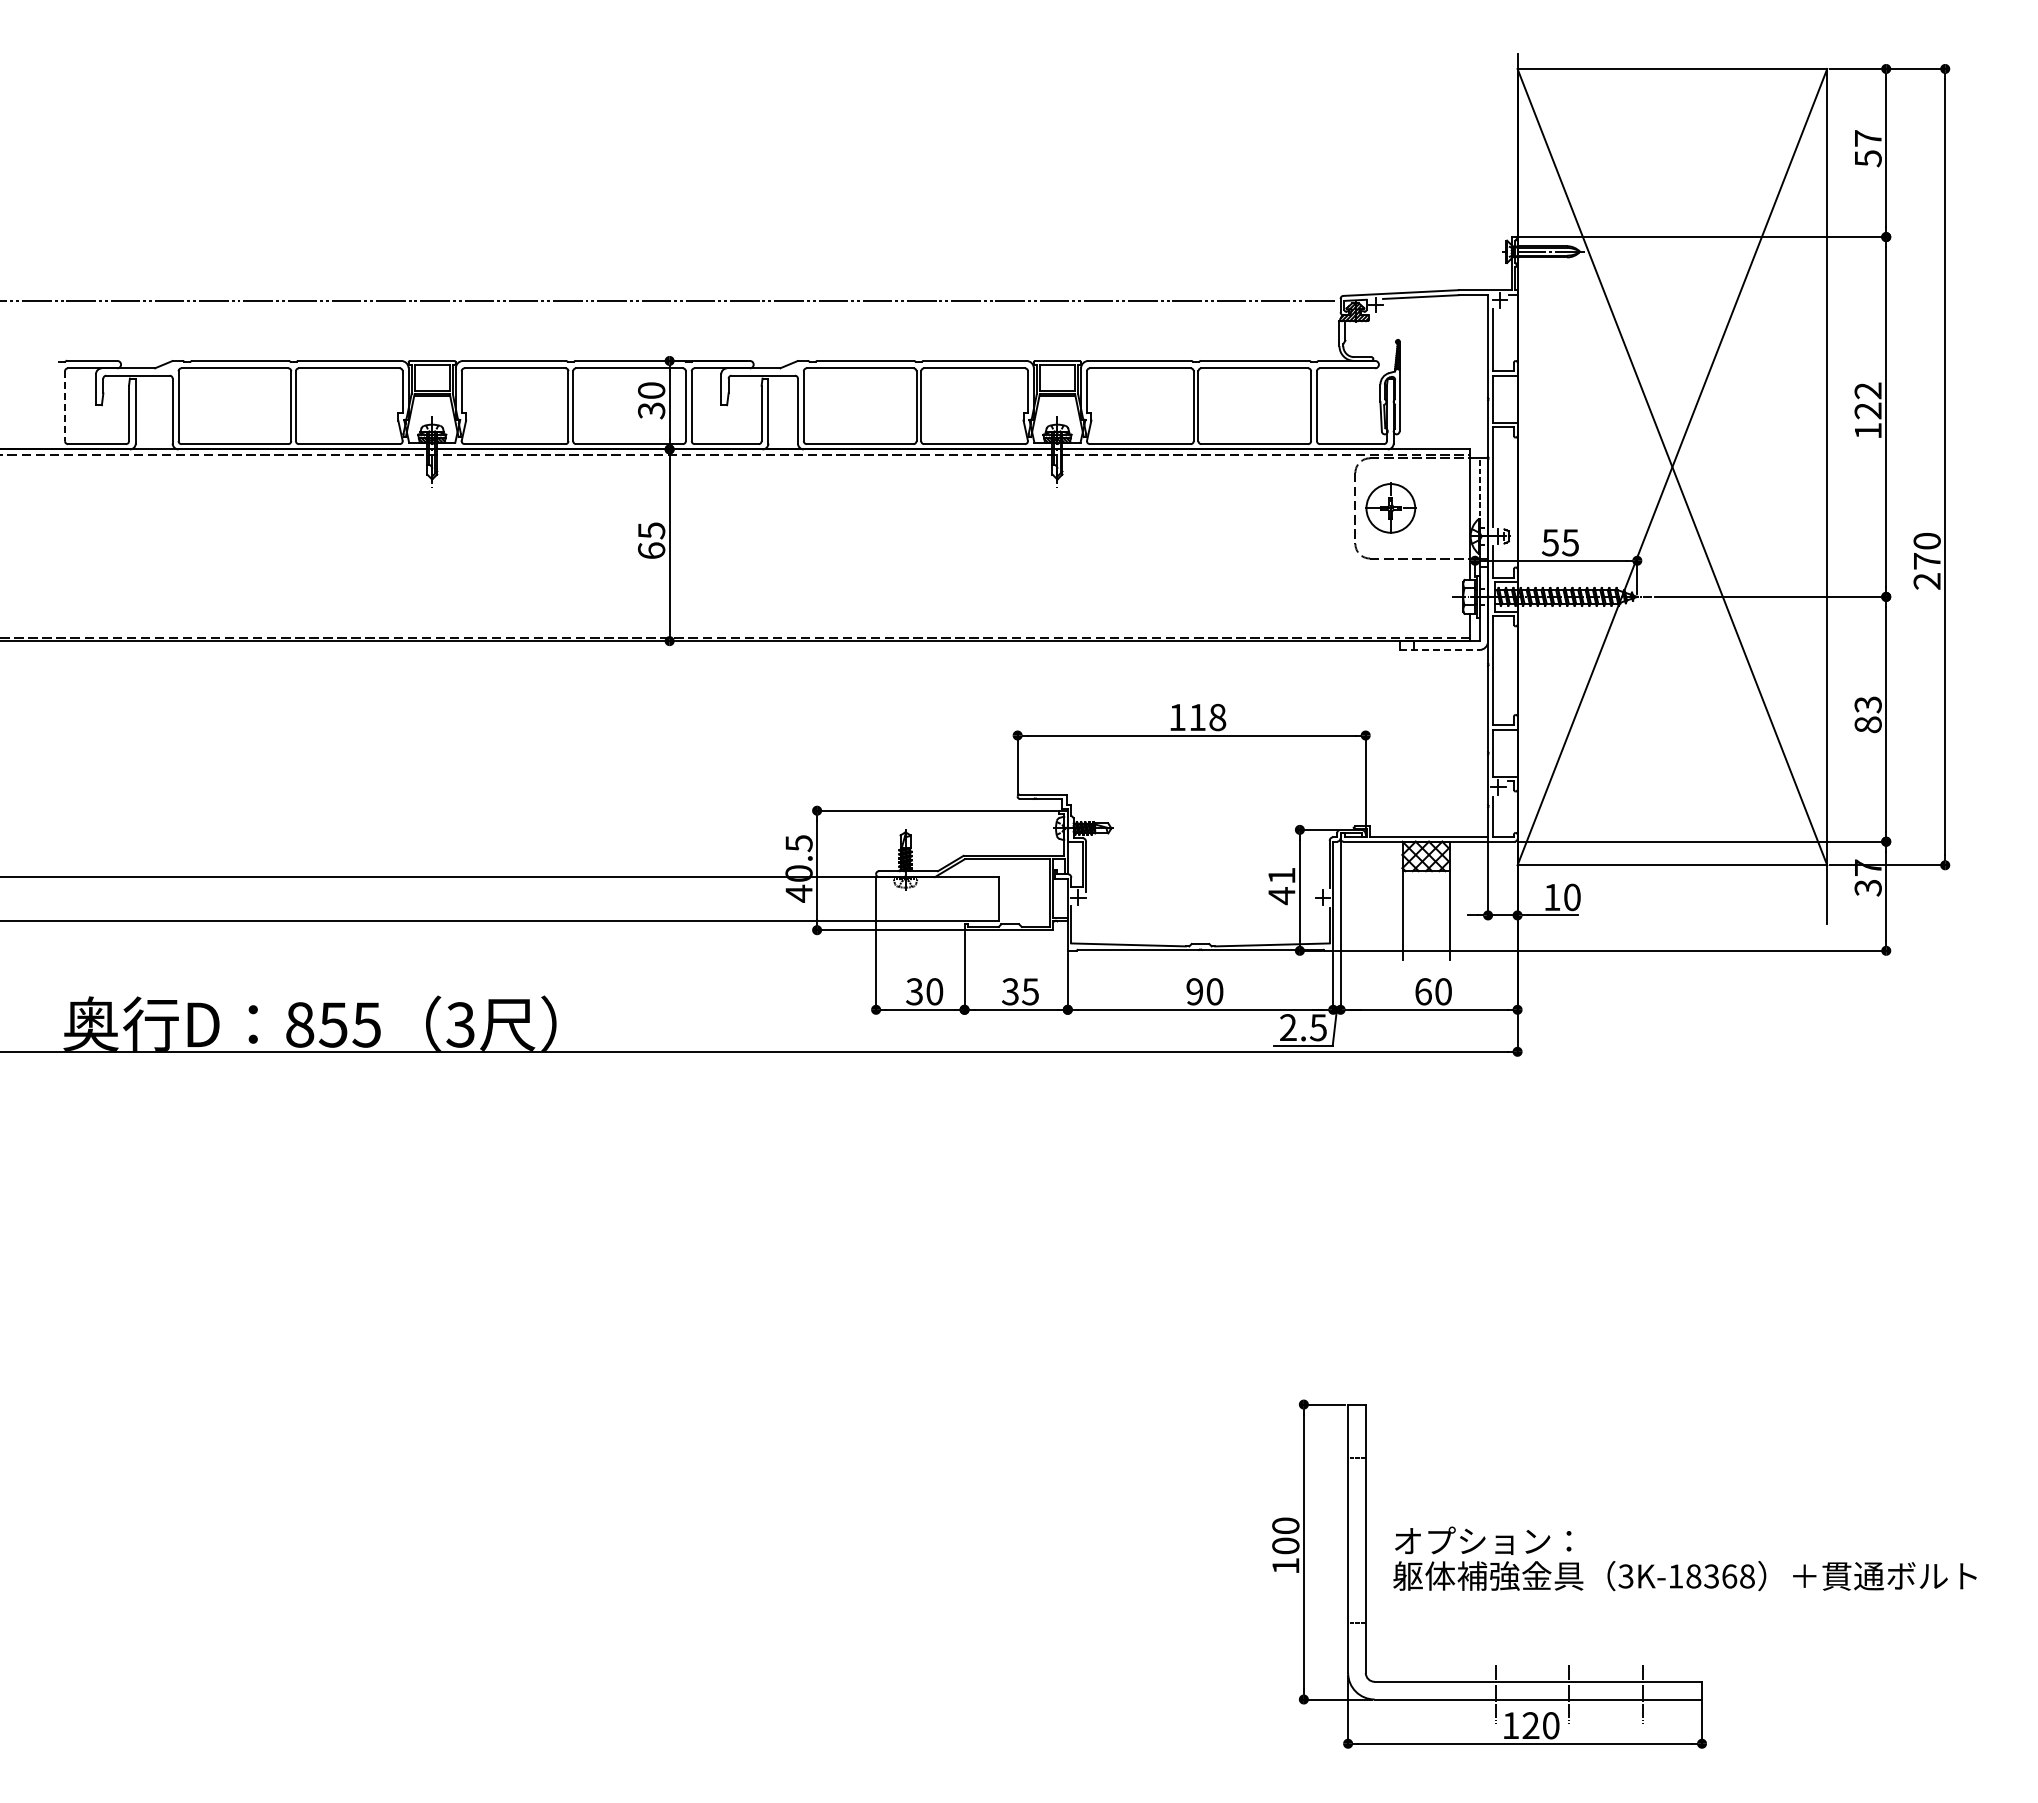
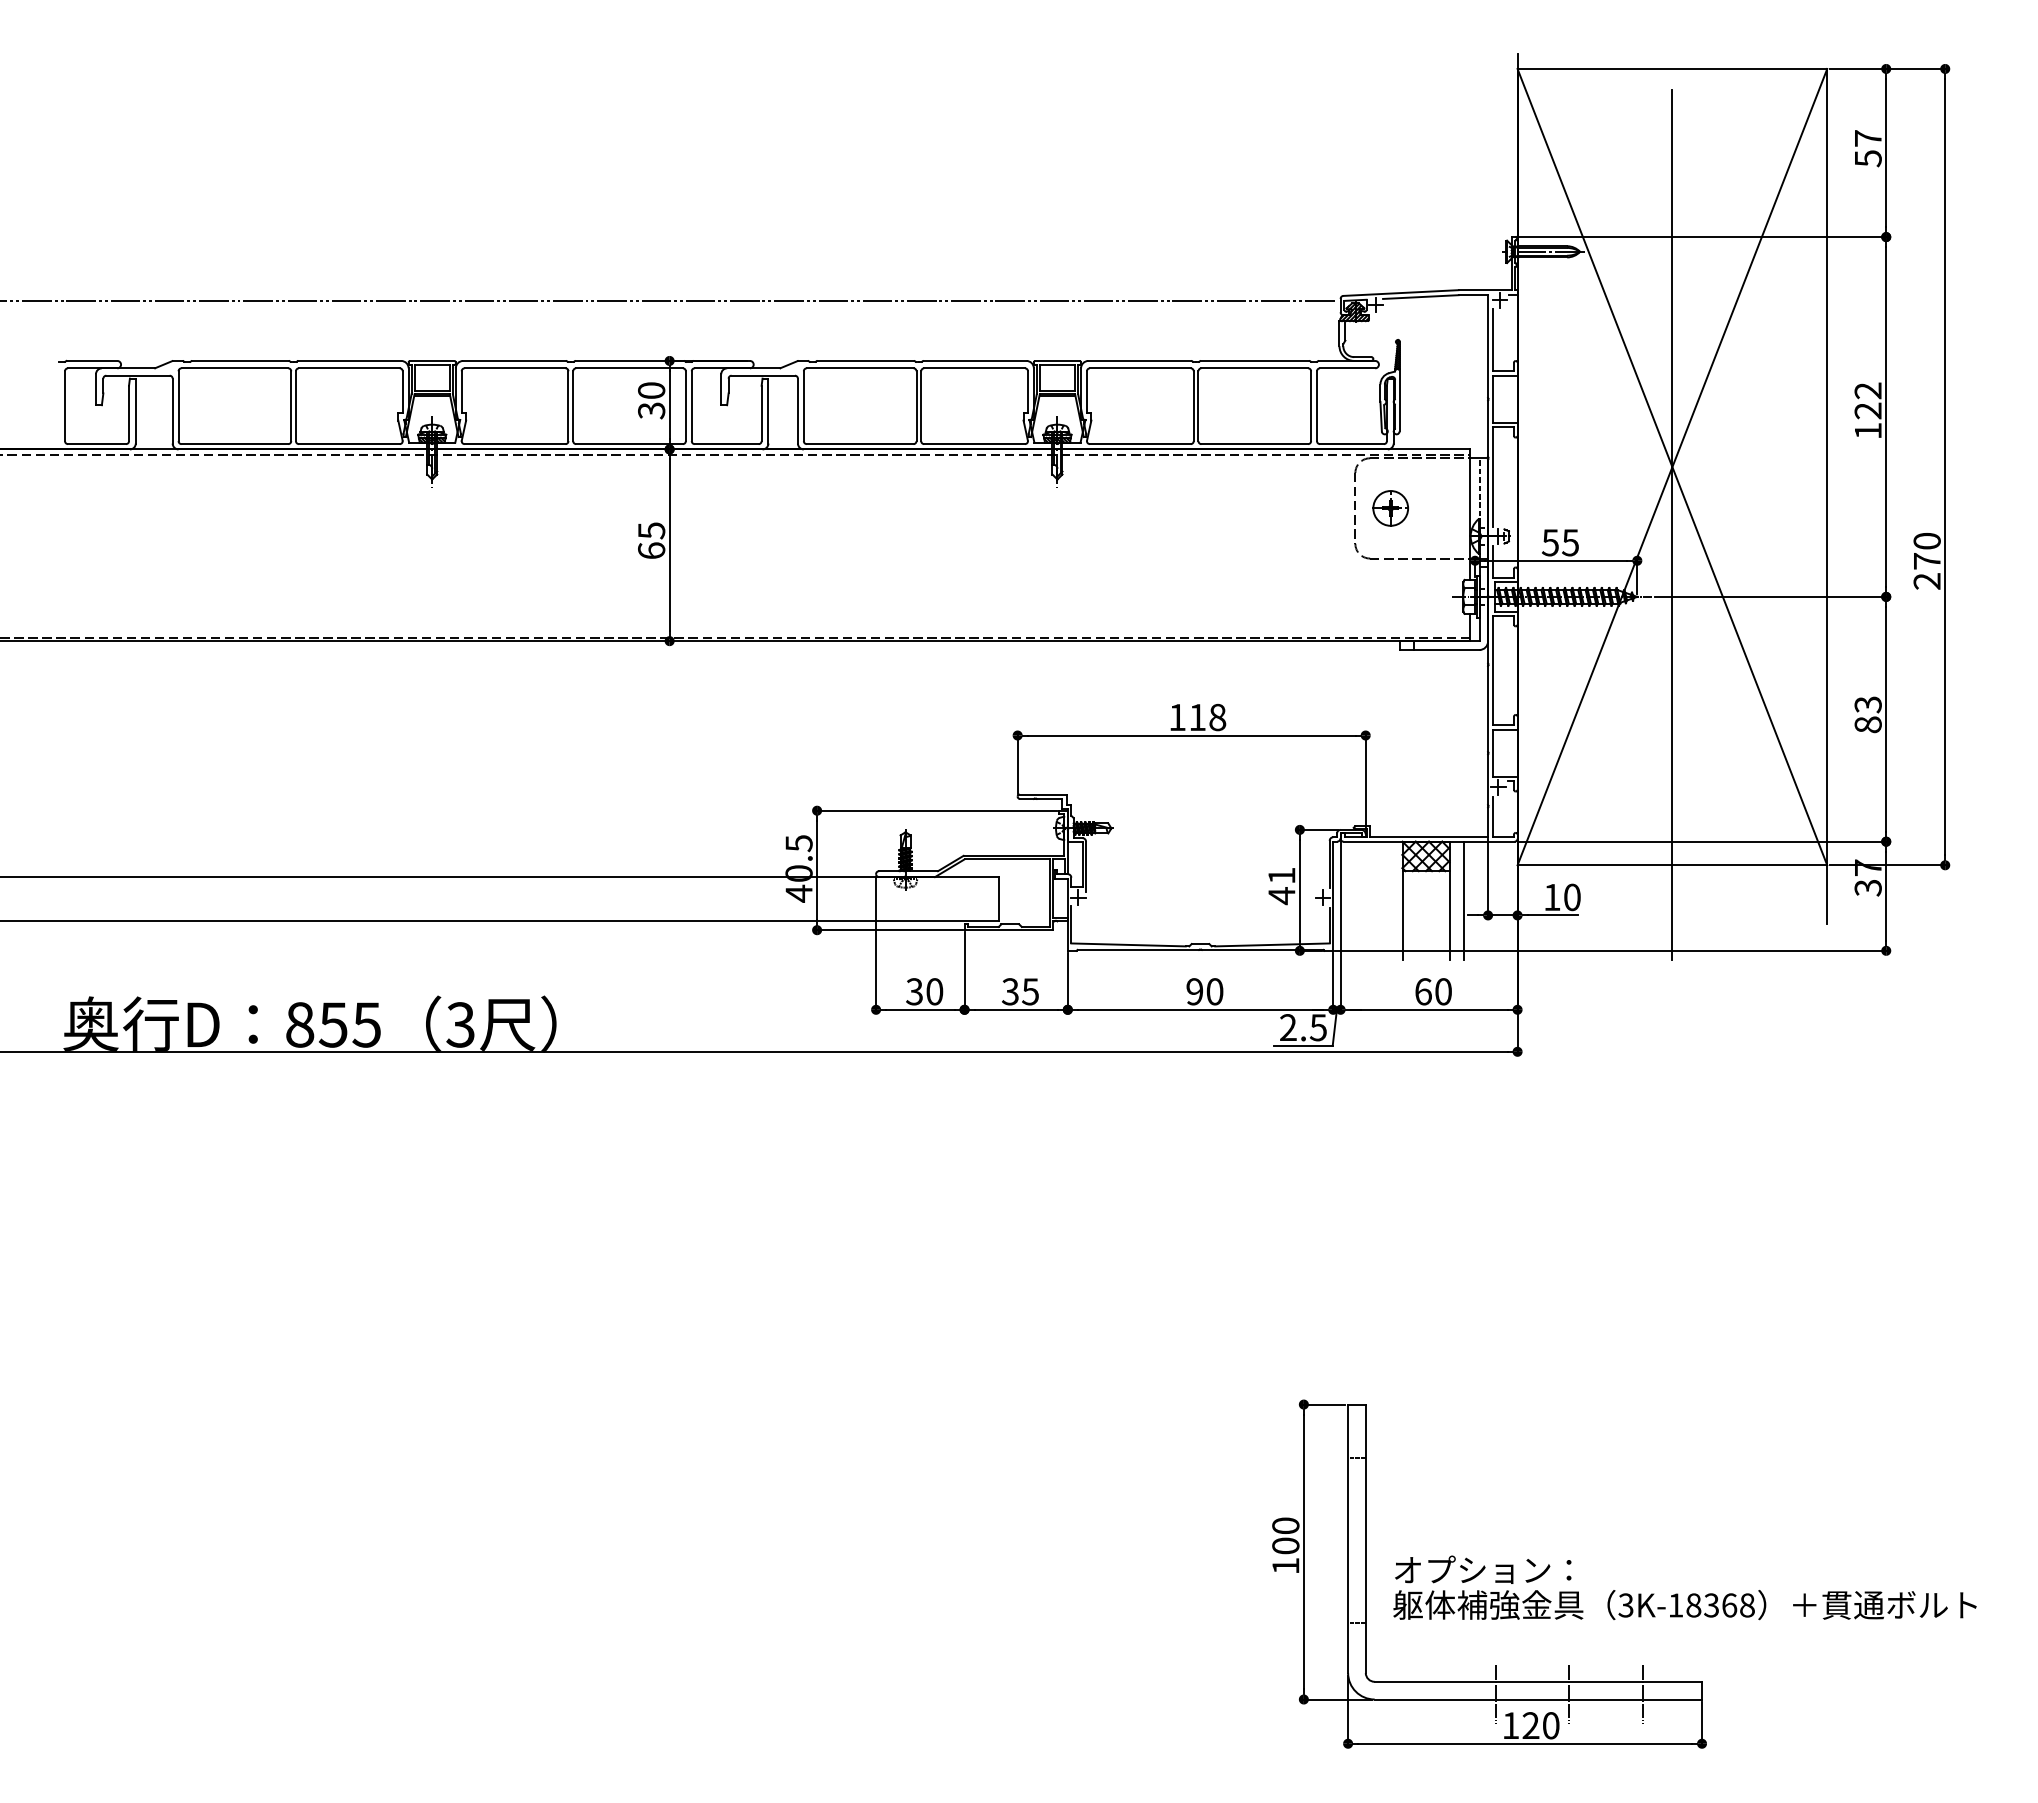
line: dashed -> solid (65, 406)
part size: 52x52 px -> 37x37 px (1390, 508)
line: none -> present (1672, 524)
line: dashed -> solid (1439, 649)
line: none -> present (1464, 900)
text position: (1684, 1558) -> (1684, 1587) (1684, 1587)
